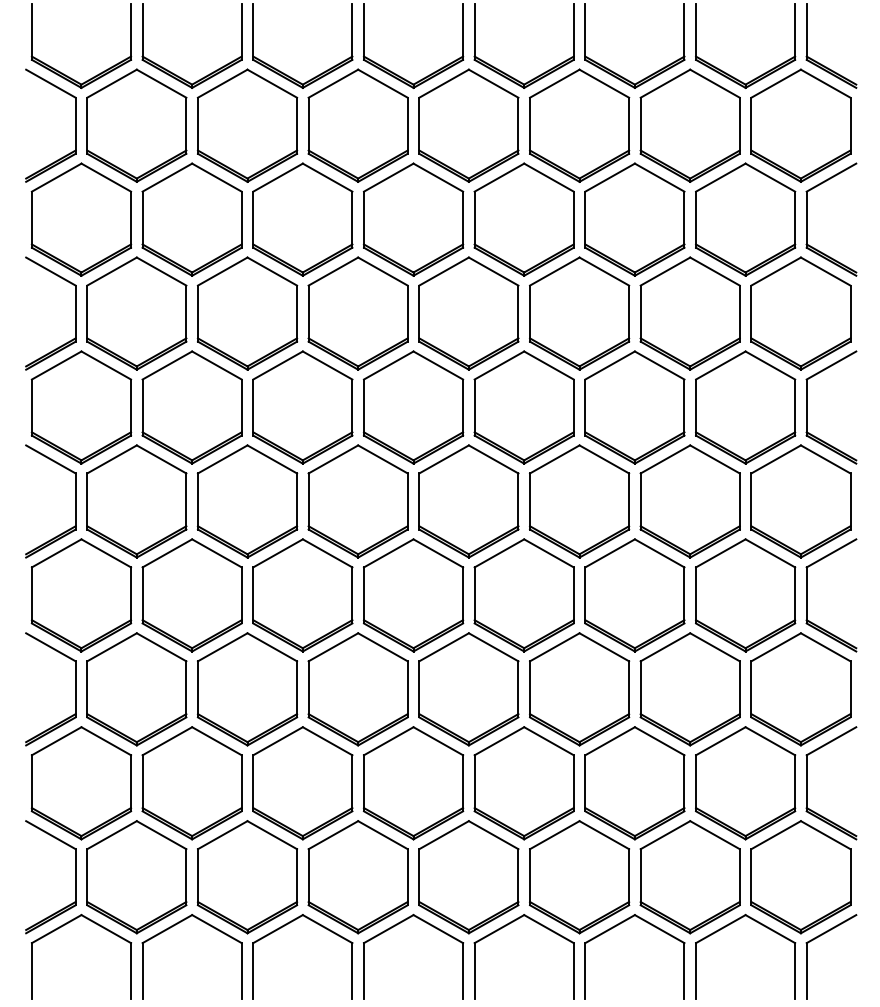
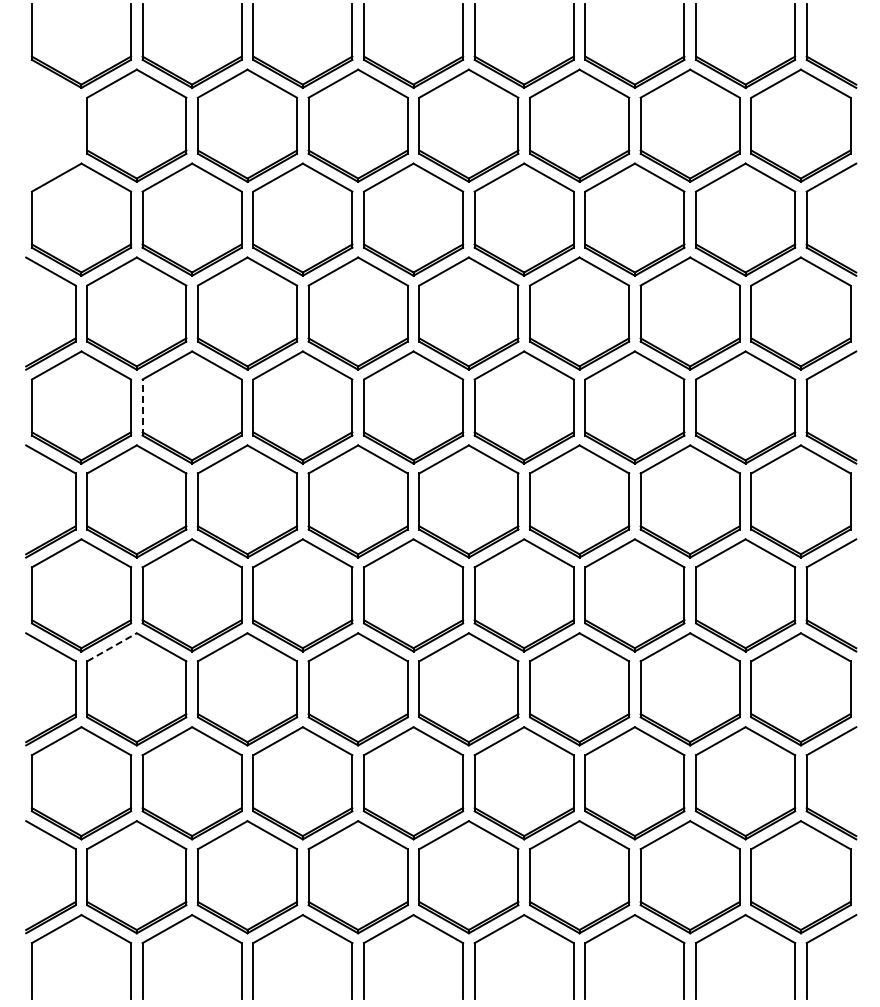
part: present -> none (75, 125)
line: solid -> dashed (142, 407)
line: solid -> dashed (112, 647)
